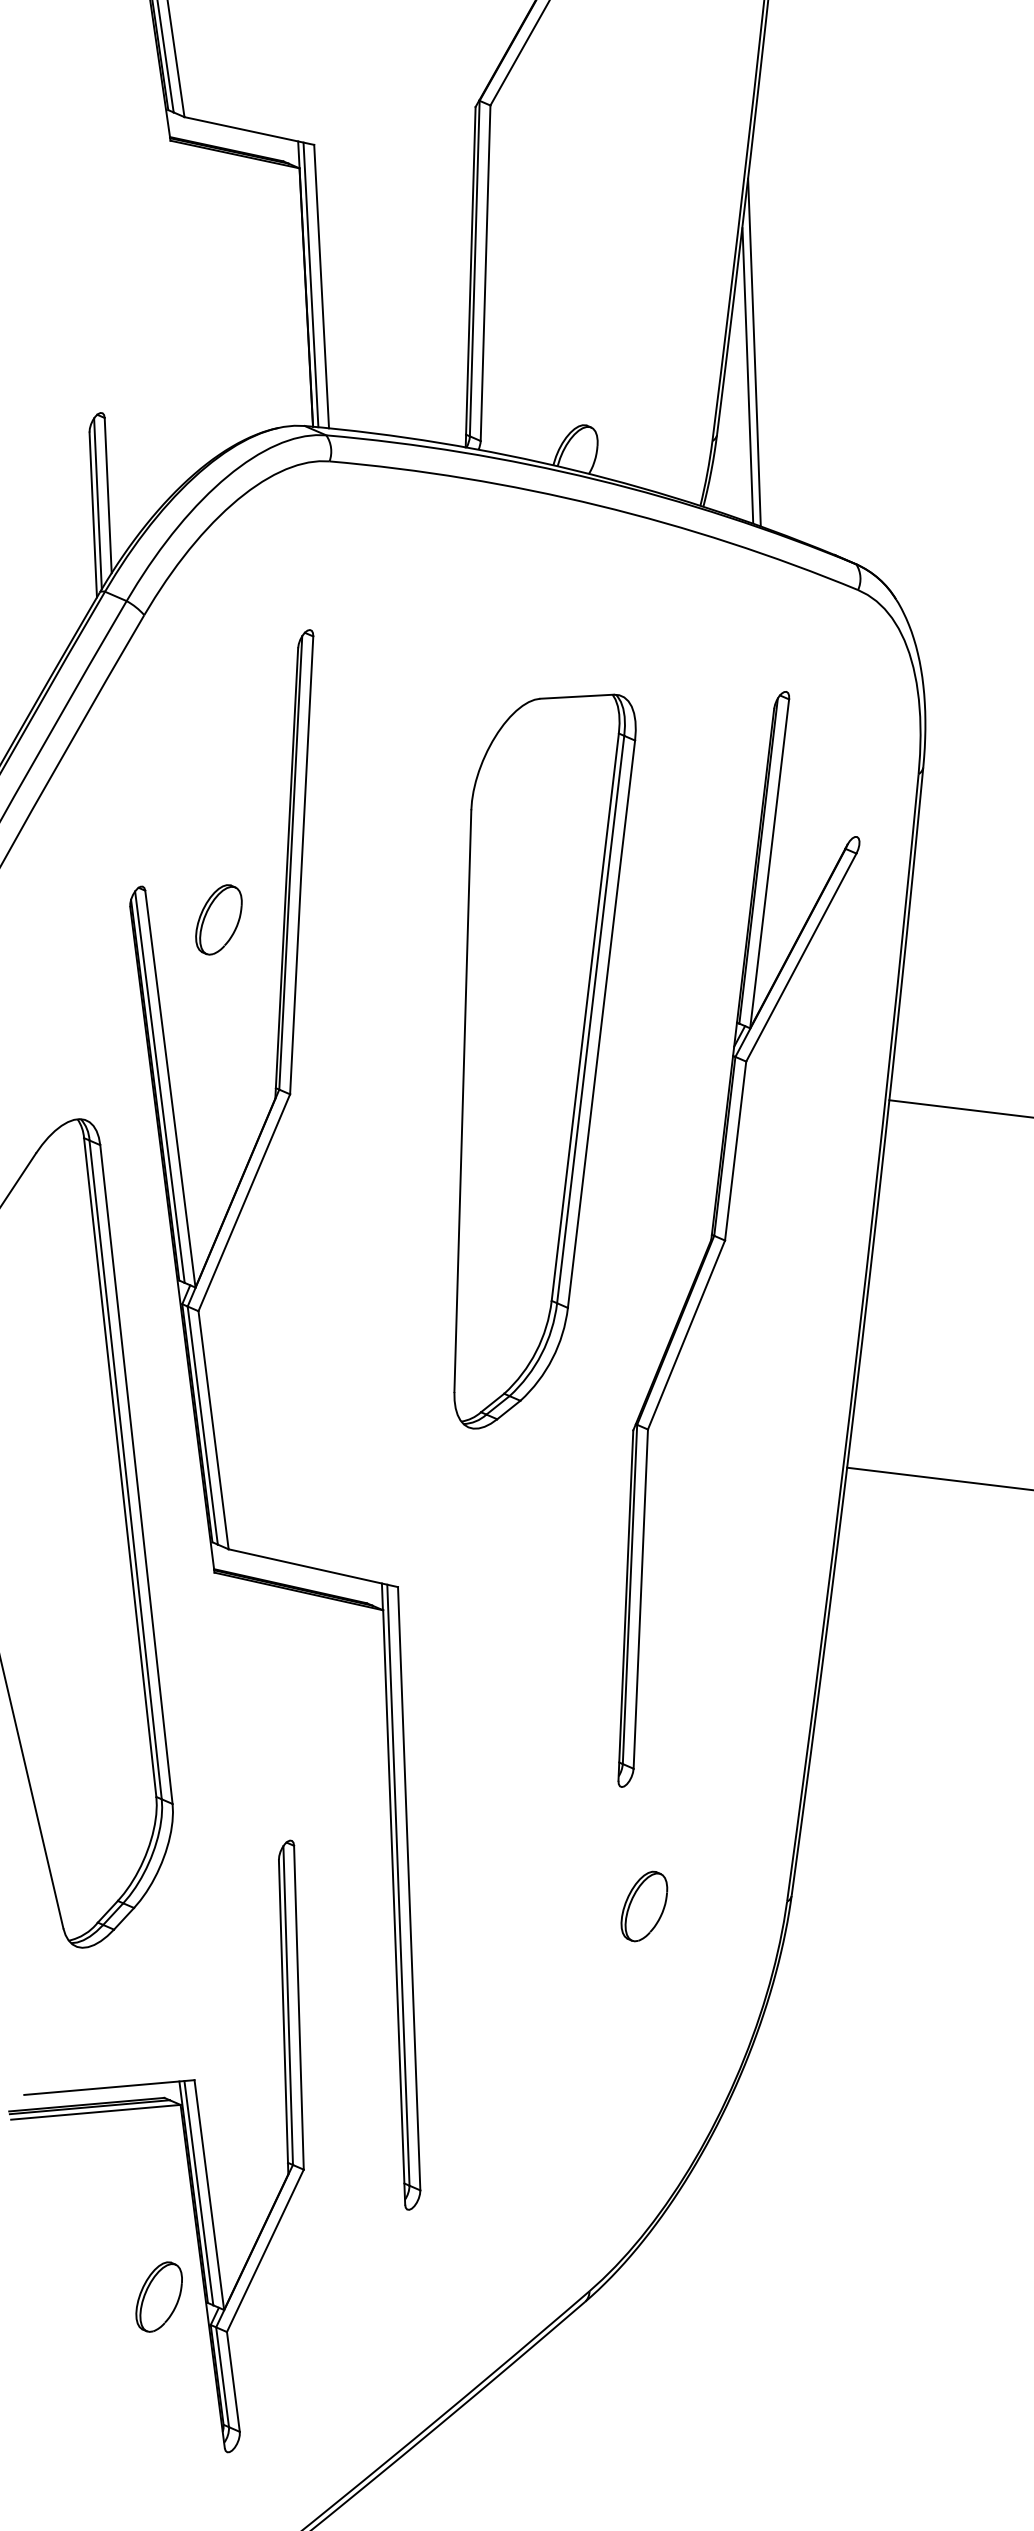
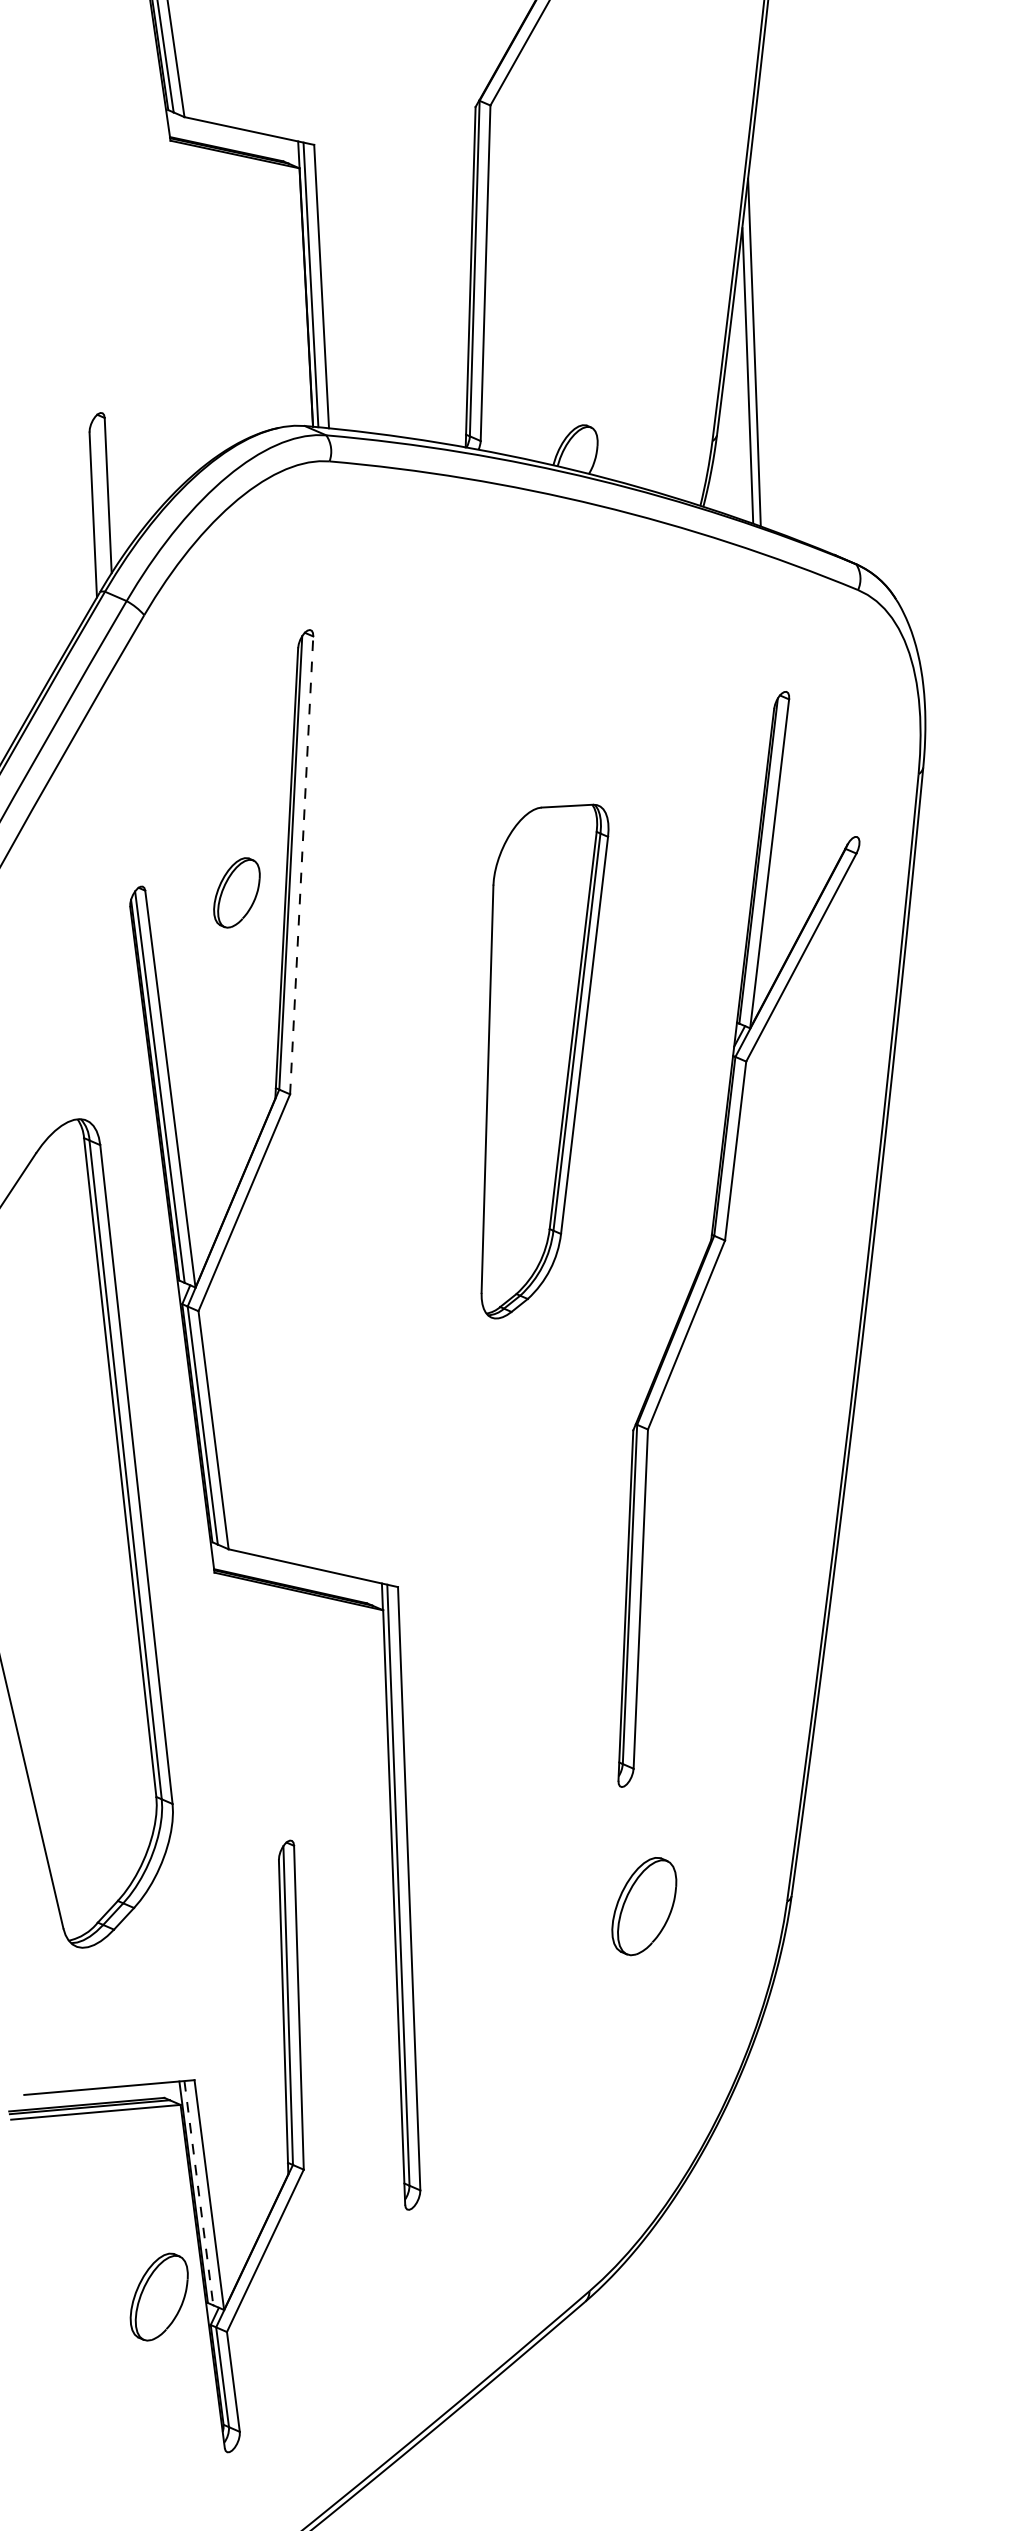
line: present -> none (97, 503)
line: solid -> dashed (301, 864)
part position: (218, 919) -> (236, 892) (236, 892)
part size: 184x737 px -> 130x517 px (544, 1061)
line: present -> none (959, 1108)
line: present -> none (938, 1478)
part size: 49x73 px -> 67x100 px (644, 1906)
line: solid -> dashed (198, 2193)
part size: 48x72 px -> 60x90 px (158, 2296)
